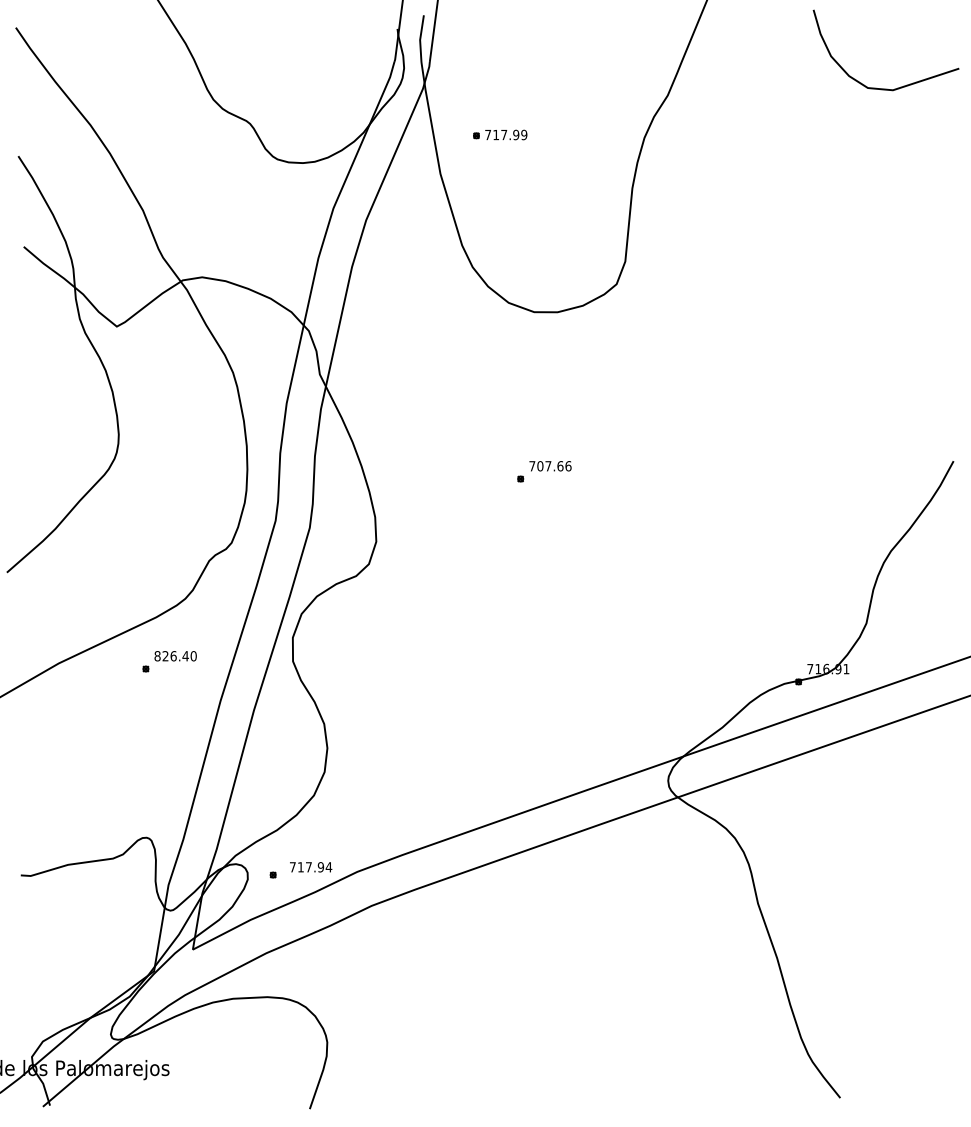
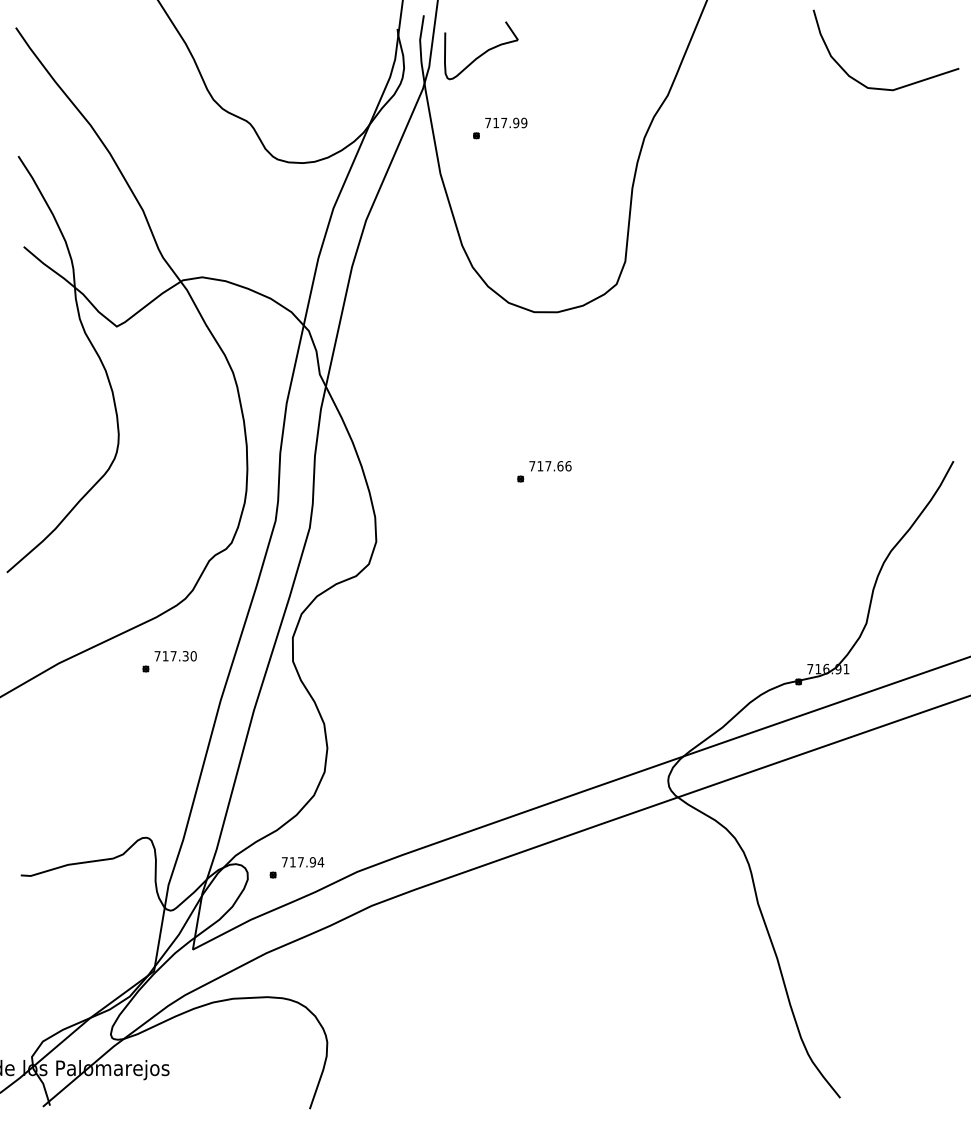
part: none -> present (481, 50)
text position: (506, 134) -> (506, 122) (506, 122)
text: 707.66 -> 717.66 (540, 466)
text: 826.40 -> 717.30 (171, 656)
text position: (311, 867) -> (303, 862) (303, 862)
